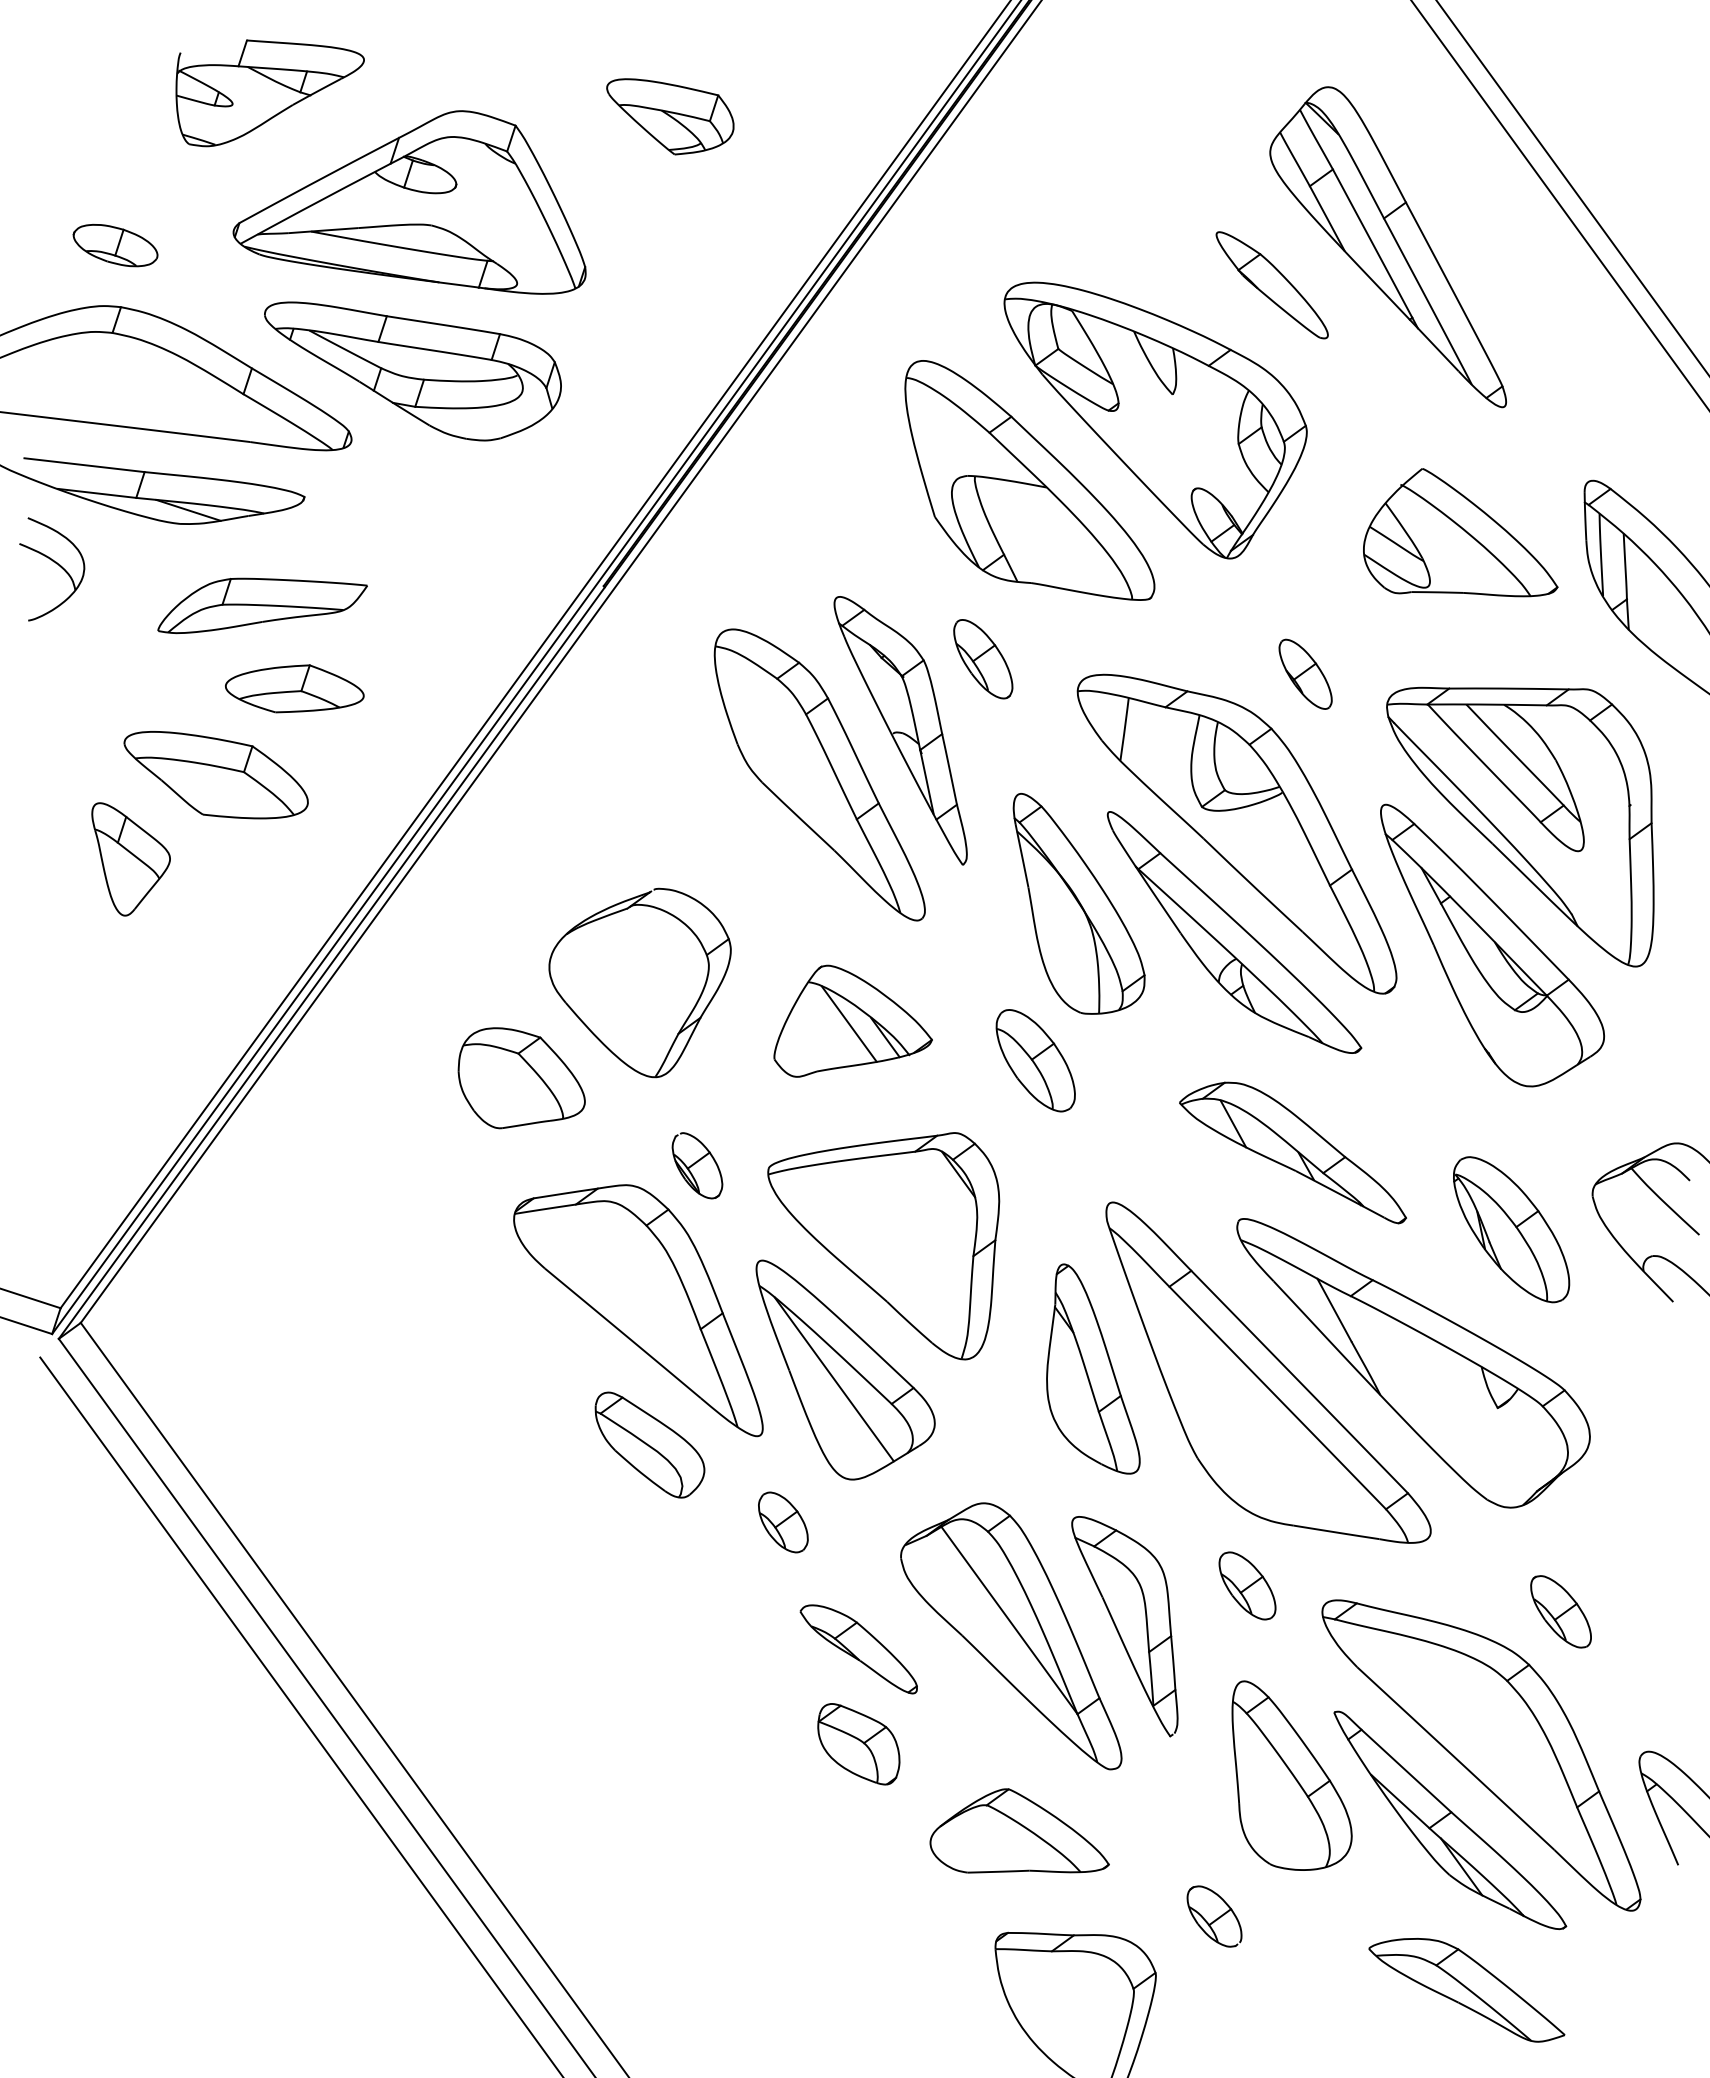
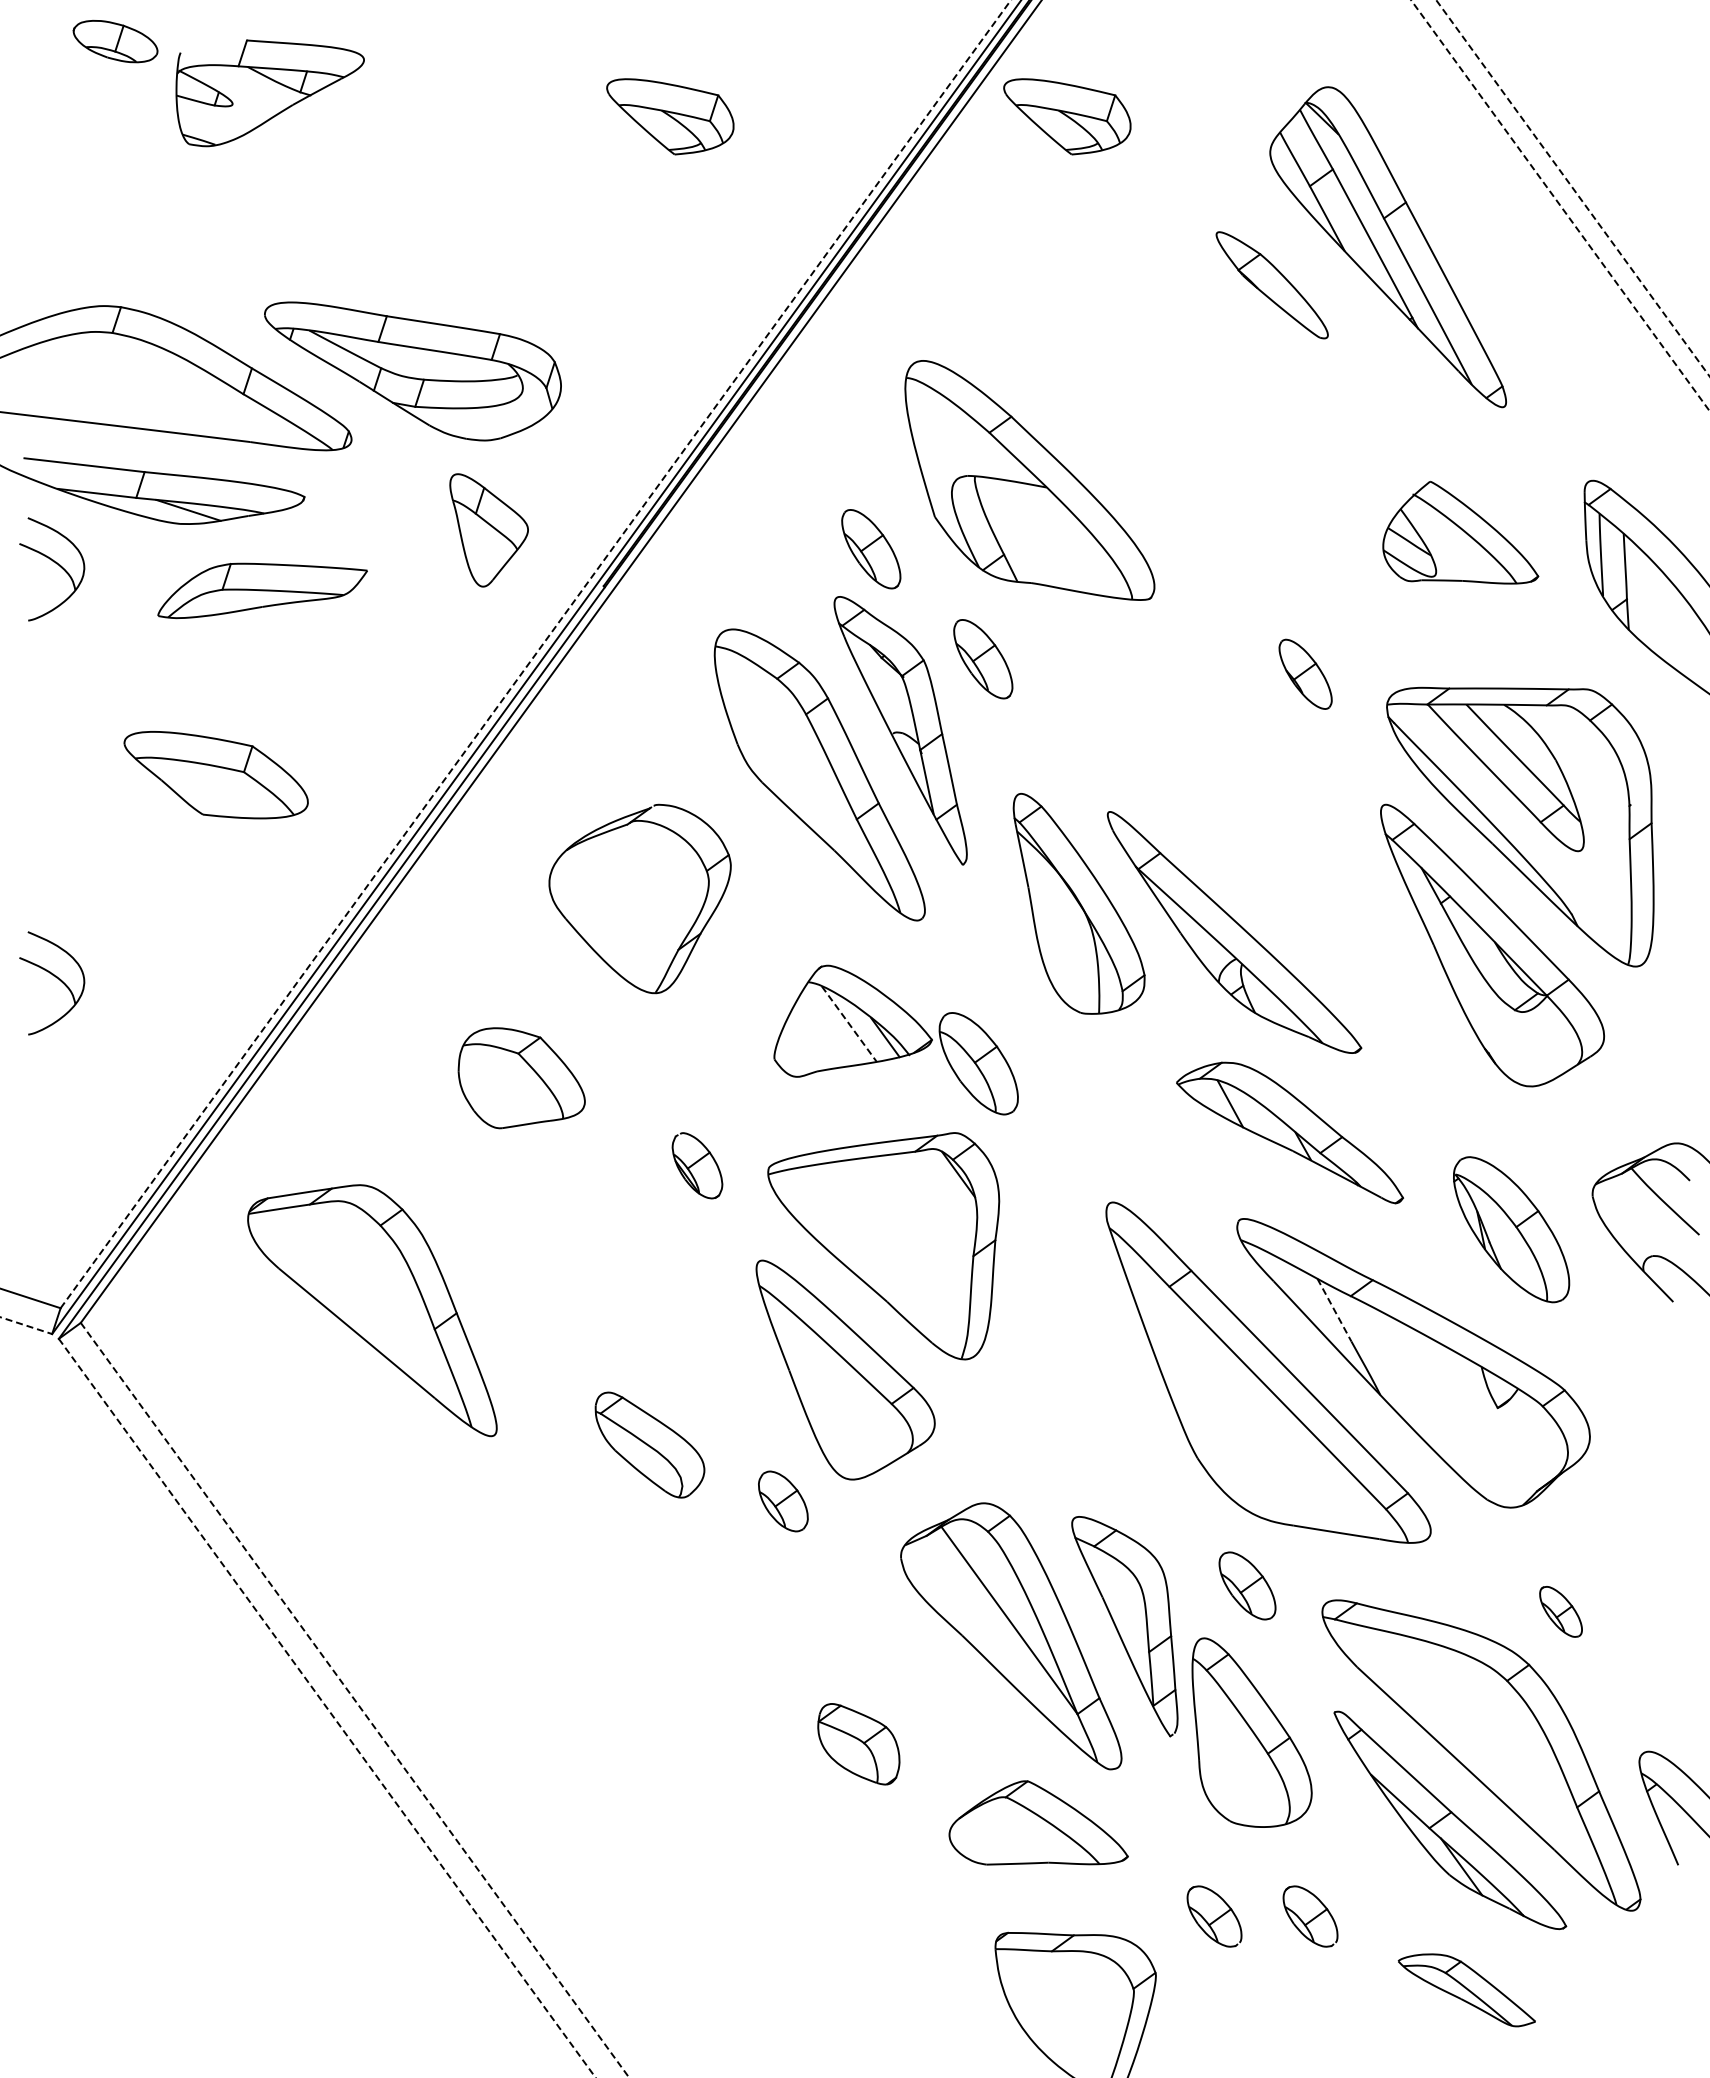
part: none -> present (1067, 116)
line: solid -> dashed (1572, 188)
part: present -> none (409, 202)
line: solid -> dashed (1560, 205)
part position: (115, 245) -> (115, 41) (115, 41)
part: present -> none (1155, 420)
part size: 196x130 px -> 158x105 px (1460, 532)
part: none -> present (871, 549)
part position: (262, 605) -> (262, 590) (262, 590)
line: solid -> dashed (535, 654)
part: present -> none (294, 688)
part: present -> none (1236, 833)
part position: (130, 859) -> (488, 530) (488, 530)
part: none -> present (56, 978)
part position: (639, 982) -> (639, 898) (639, 898)
line: solid -> dashed (849, 1024)
part position: (1035, 1060) -> (978, 1063) (978, 1063)
part position: (1293, 1152) -> (1290, 1132) (1290, 1132)
part position: (638, 1310) -> (372, 1310) (372, 1310)
line: solid -> dashed (1334, 1310)
line: solid -> dashed (26, 1325)
part: present -> none (1093, 1368)
line: present -> none (833, 1379)
part position: (783, 1522) -> (783, 1501) (783, 1501)
part size: 62x74 px -> 44x52 px (1560, 1611)
part: present -> none (858, 1649)
line: solid -> dashed (355, 1700)
line: solid -> dashed (327, 1708)
line: present -> none (300, 1715)
part position: (1291, 1775) -> (1251, 1732) (1251, 1732)
part position: (1019, 1830) -> (1038, 1822) (1038, 1822)
part: none -> present (1310, 1916)
part size: 198x105 px -> 139x75 px (1466, 1990)
